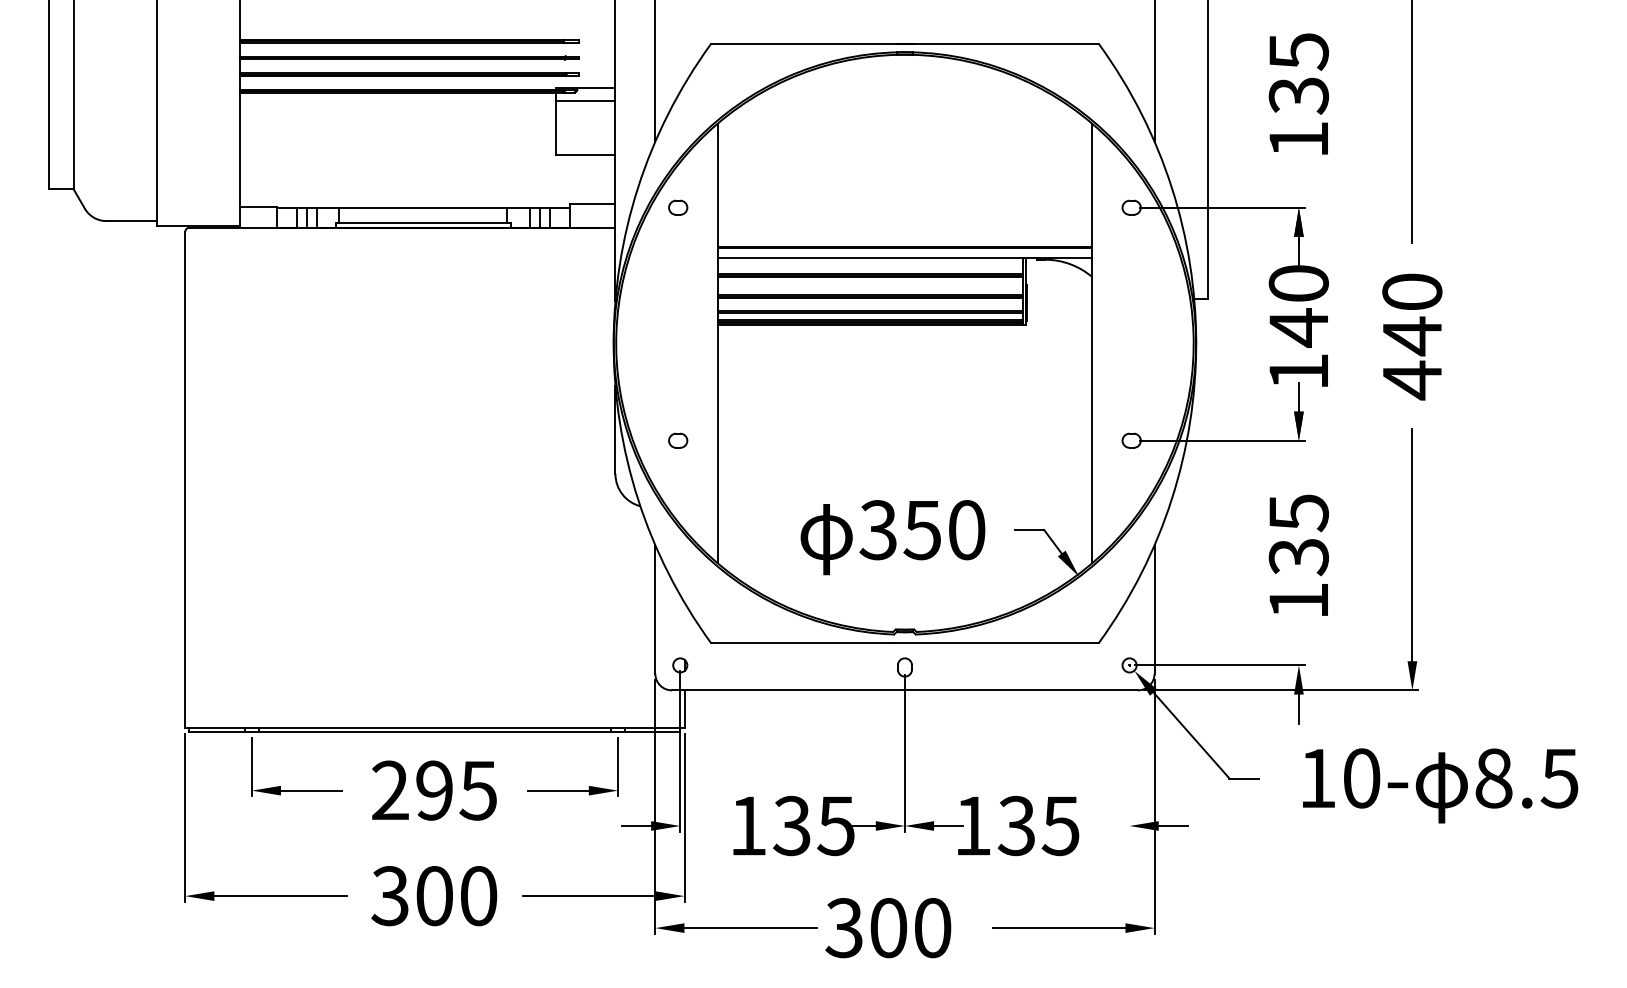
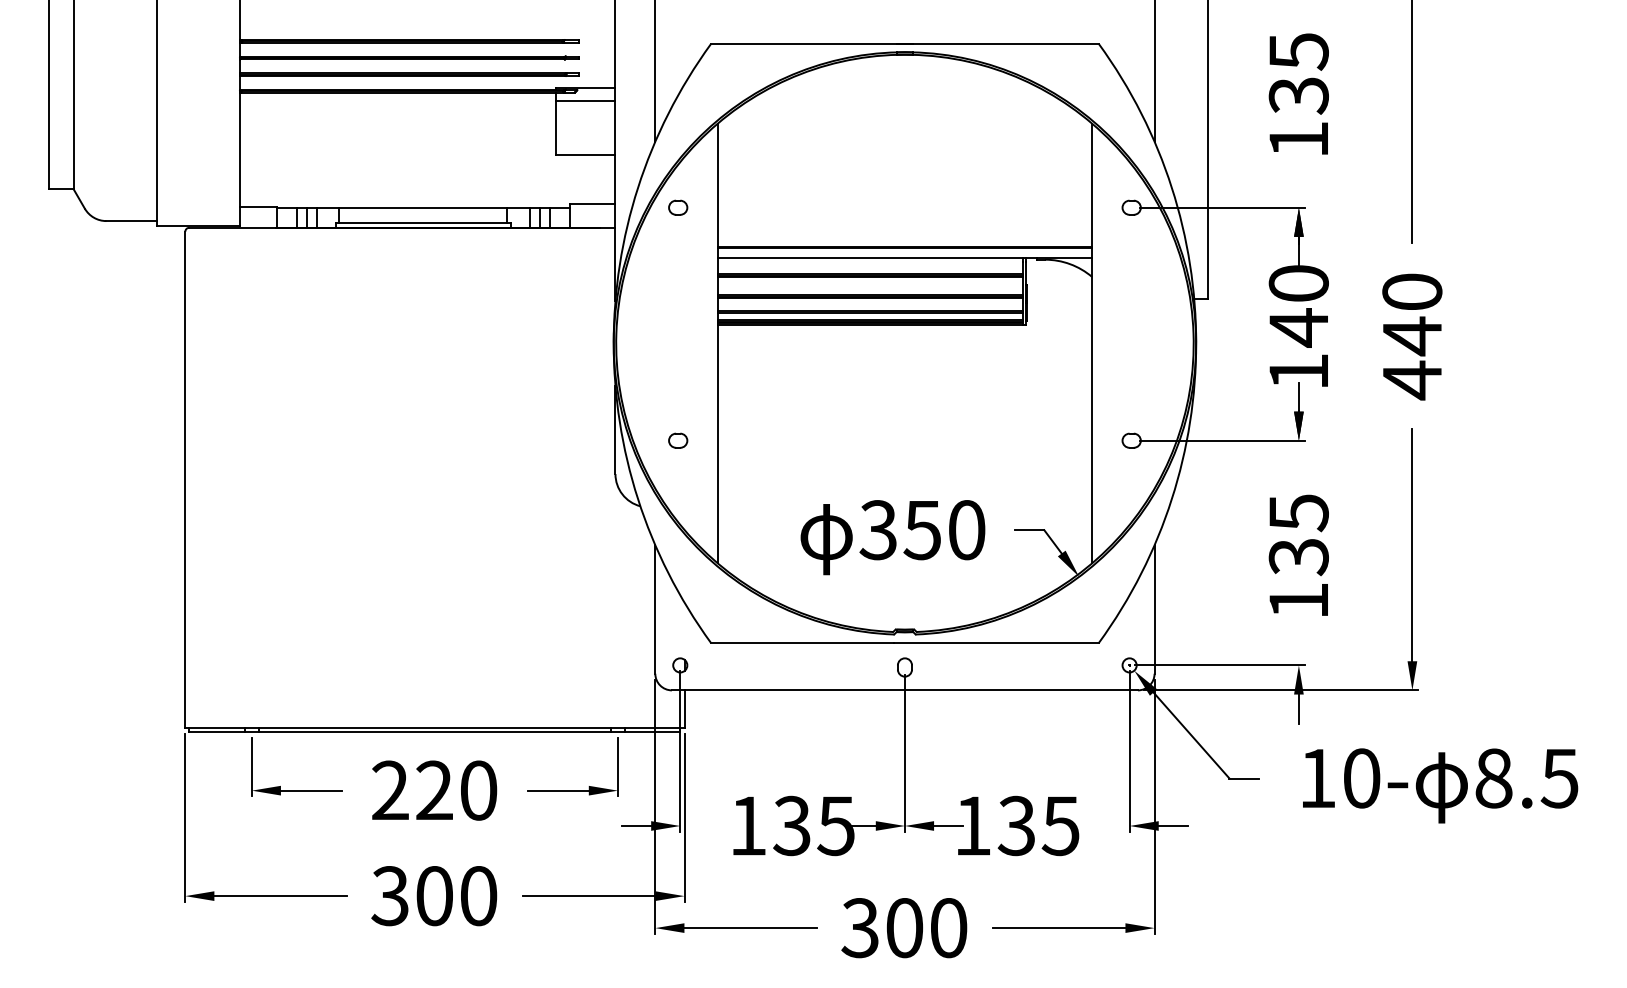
line: none -> present (1129, 751)
text: 295 -> 220 (456, 790)
text position: (888, 928) -> (904, 928) (904, 928)
